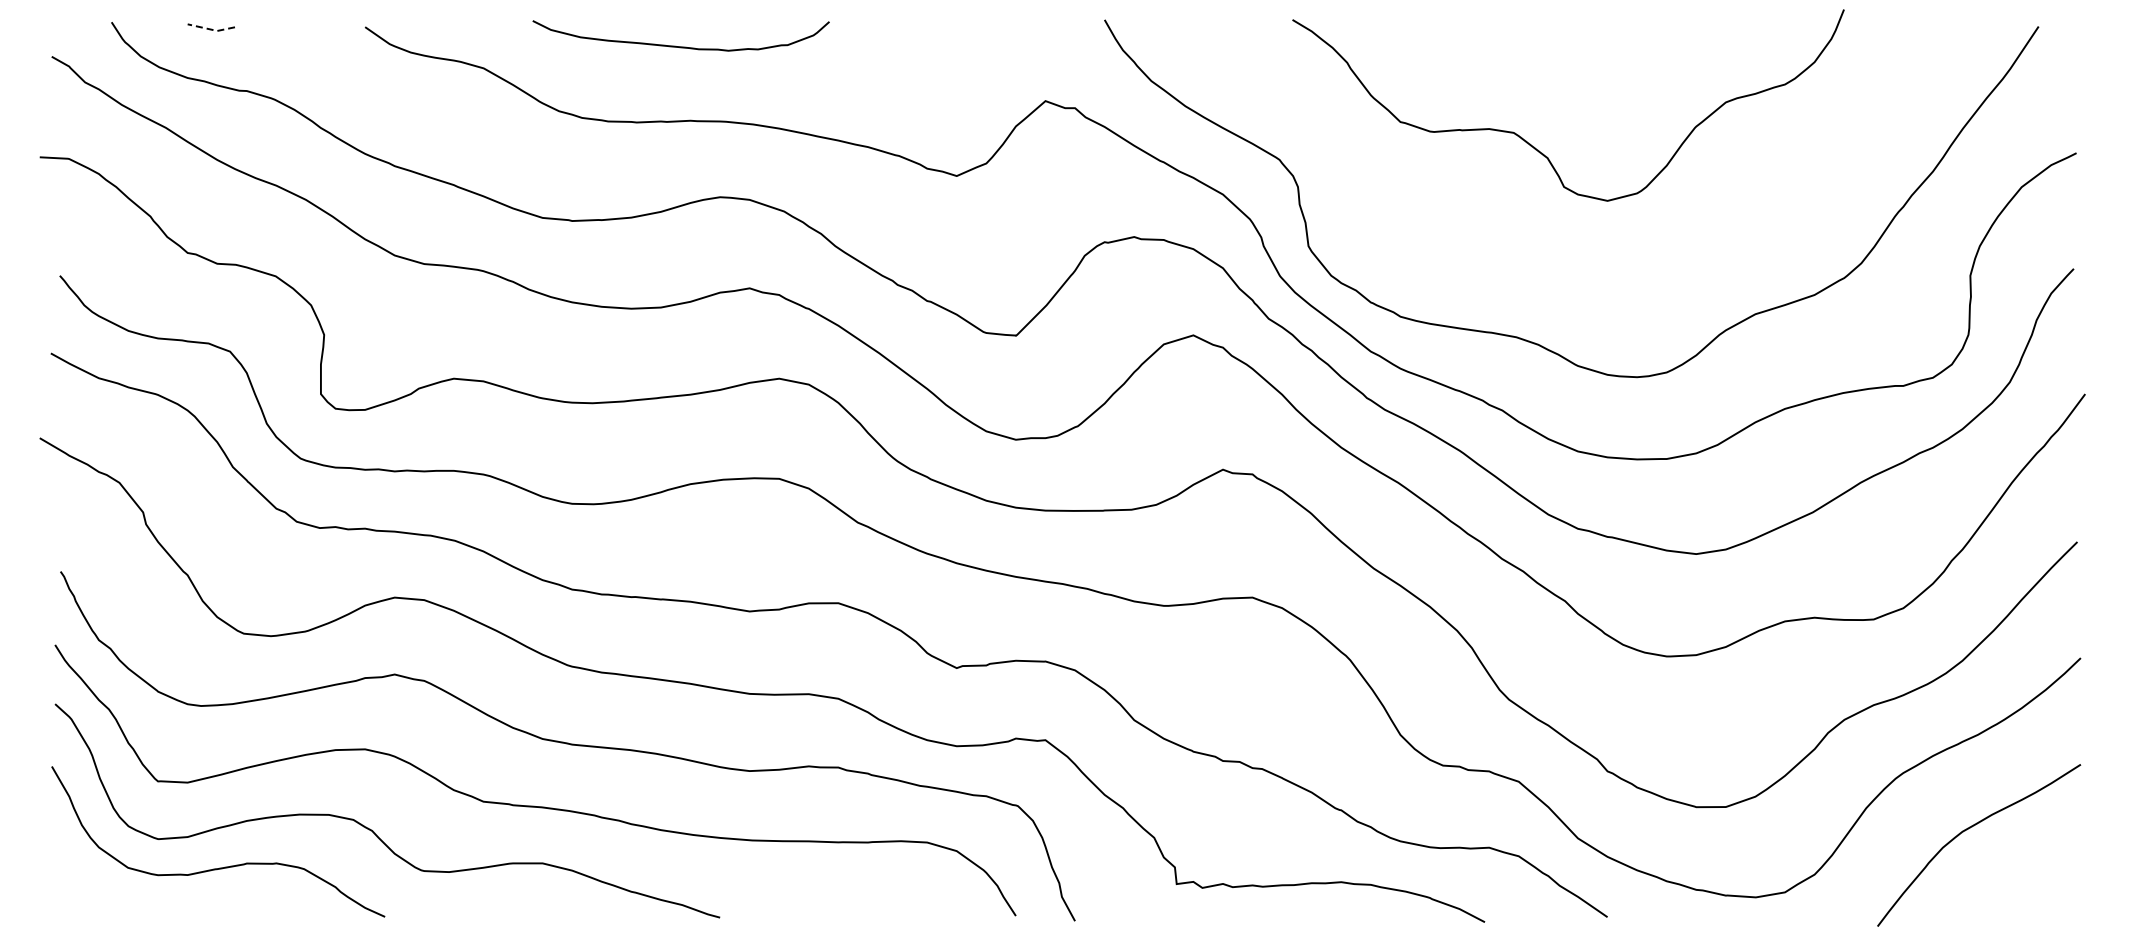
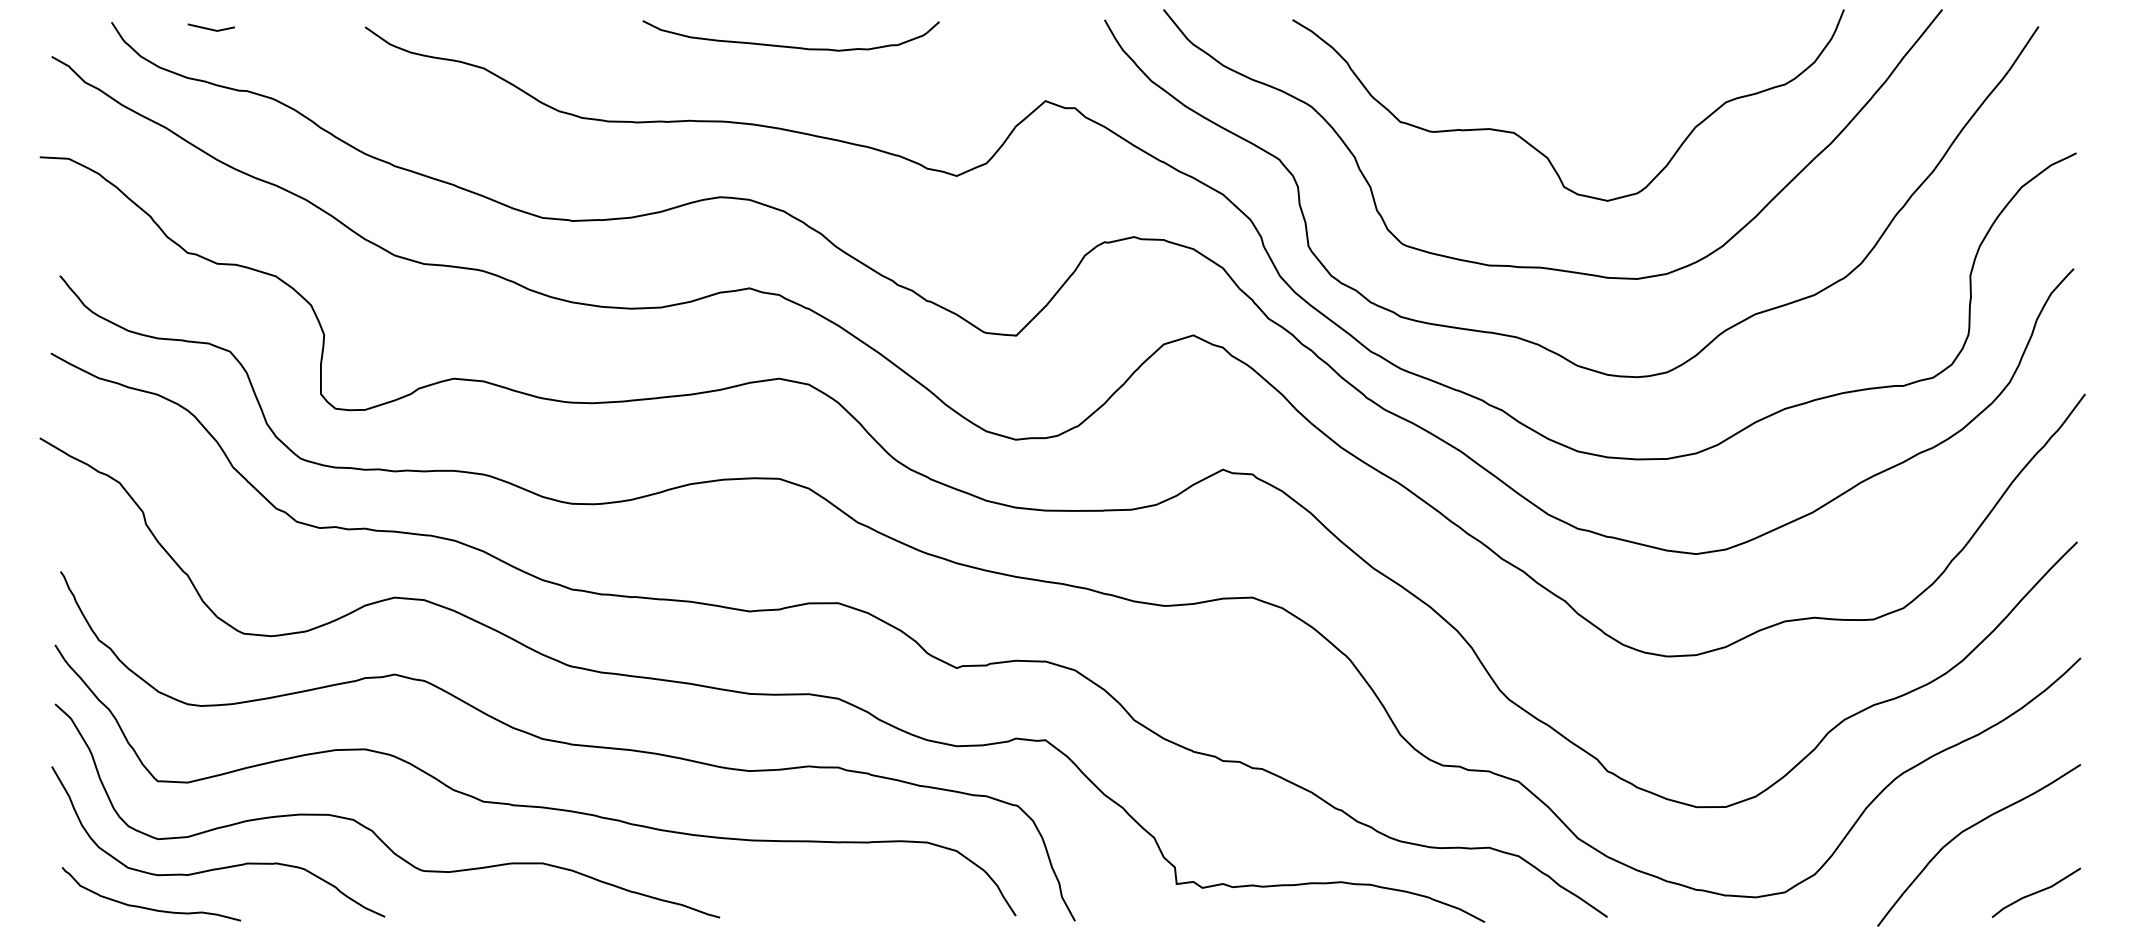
line: dashed -> solid (211, 29)
curve position: (680, 46) -> (790, 46) (790, 46)
curve: none -> present (1541, 266)
line: none -> present (2035, 892)
curve: none -> present (148, 907)
